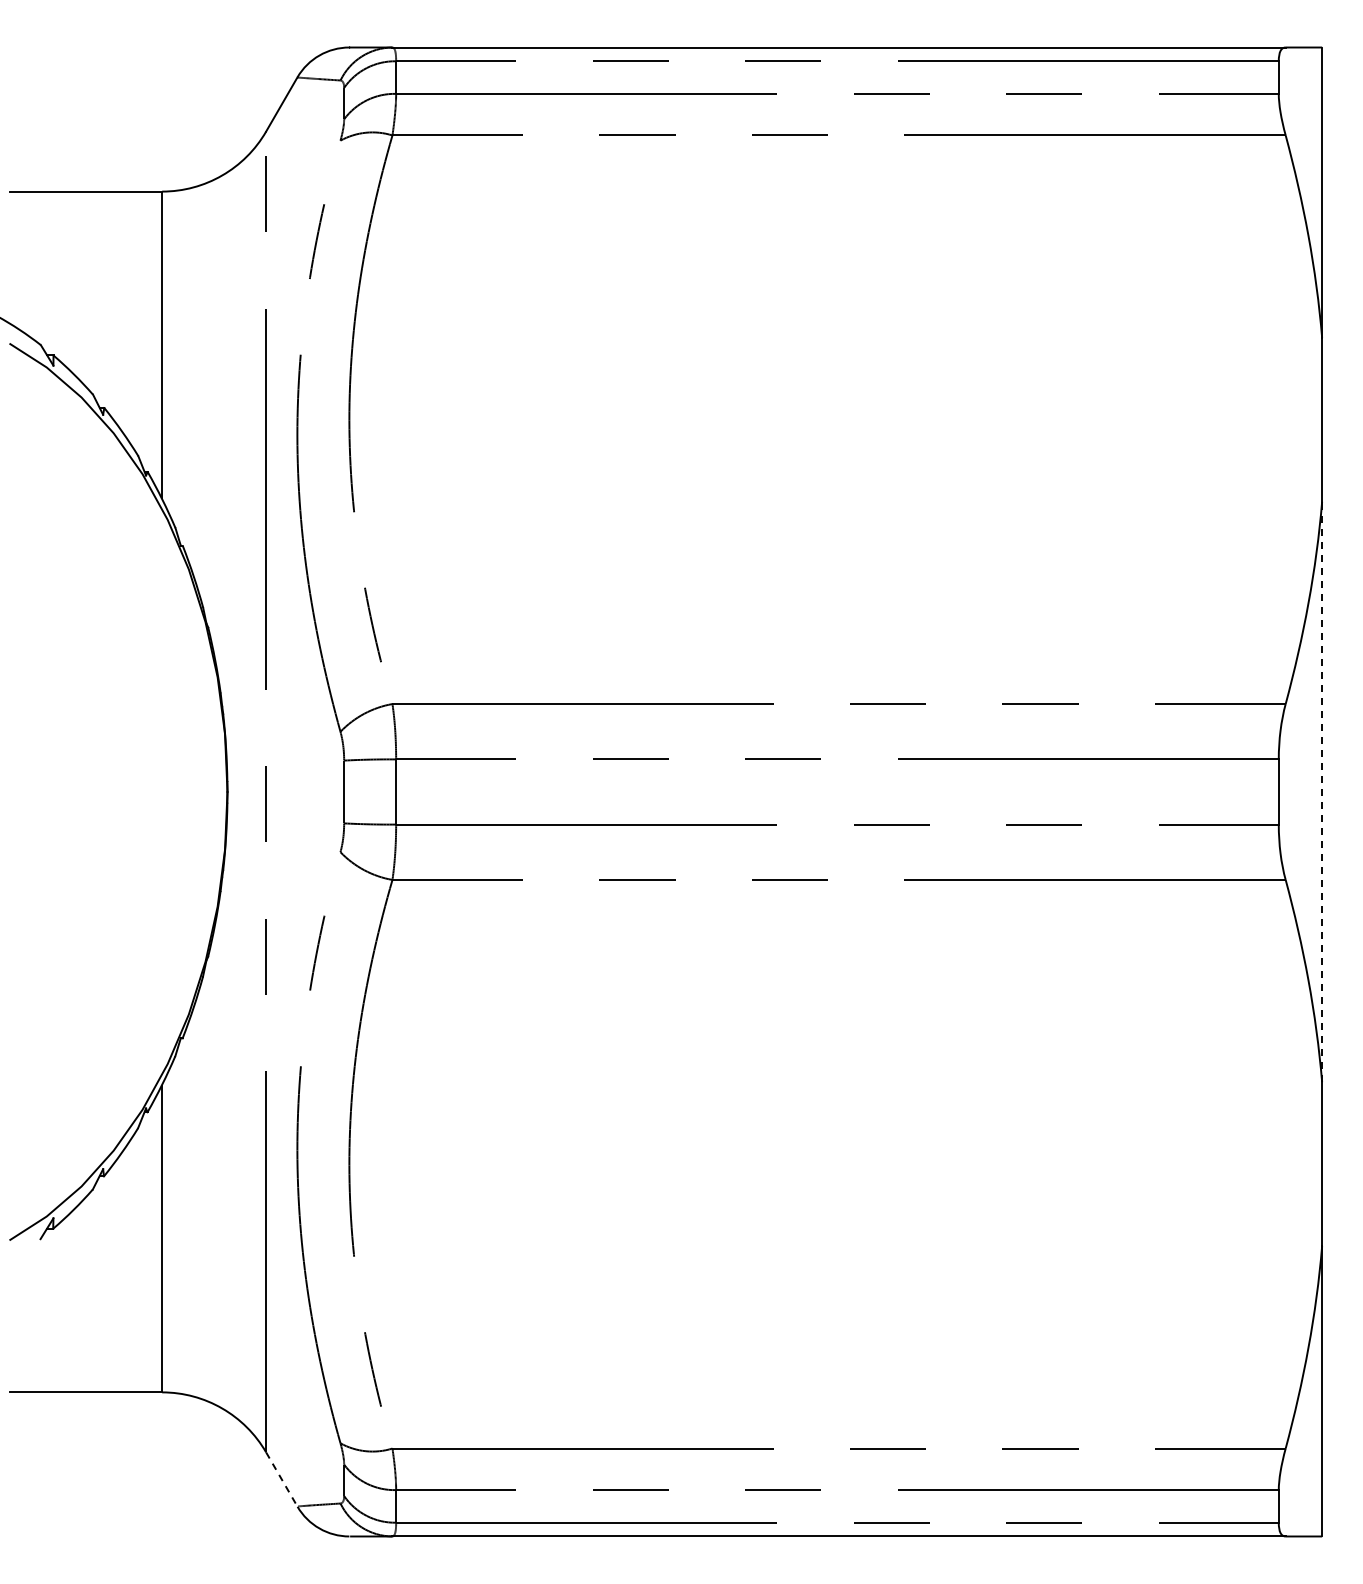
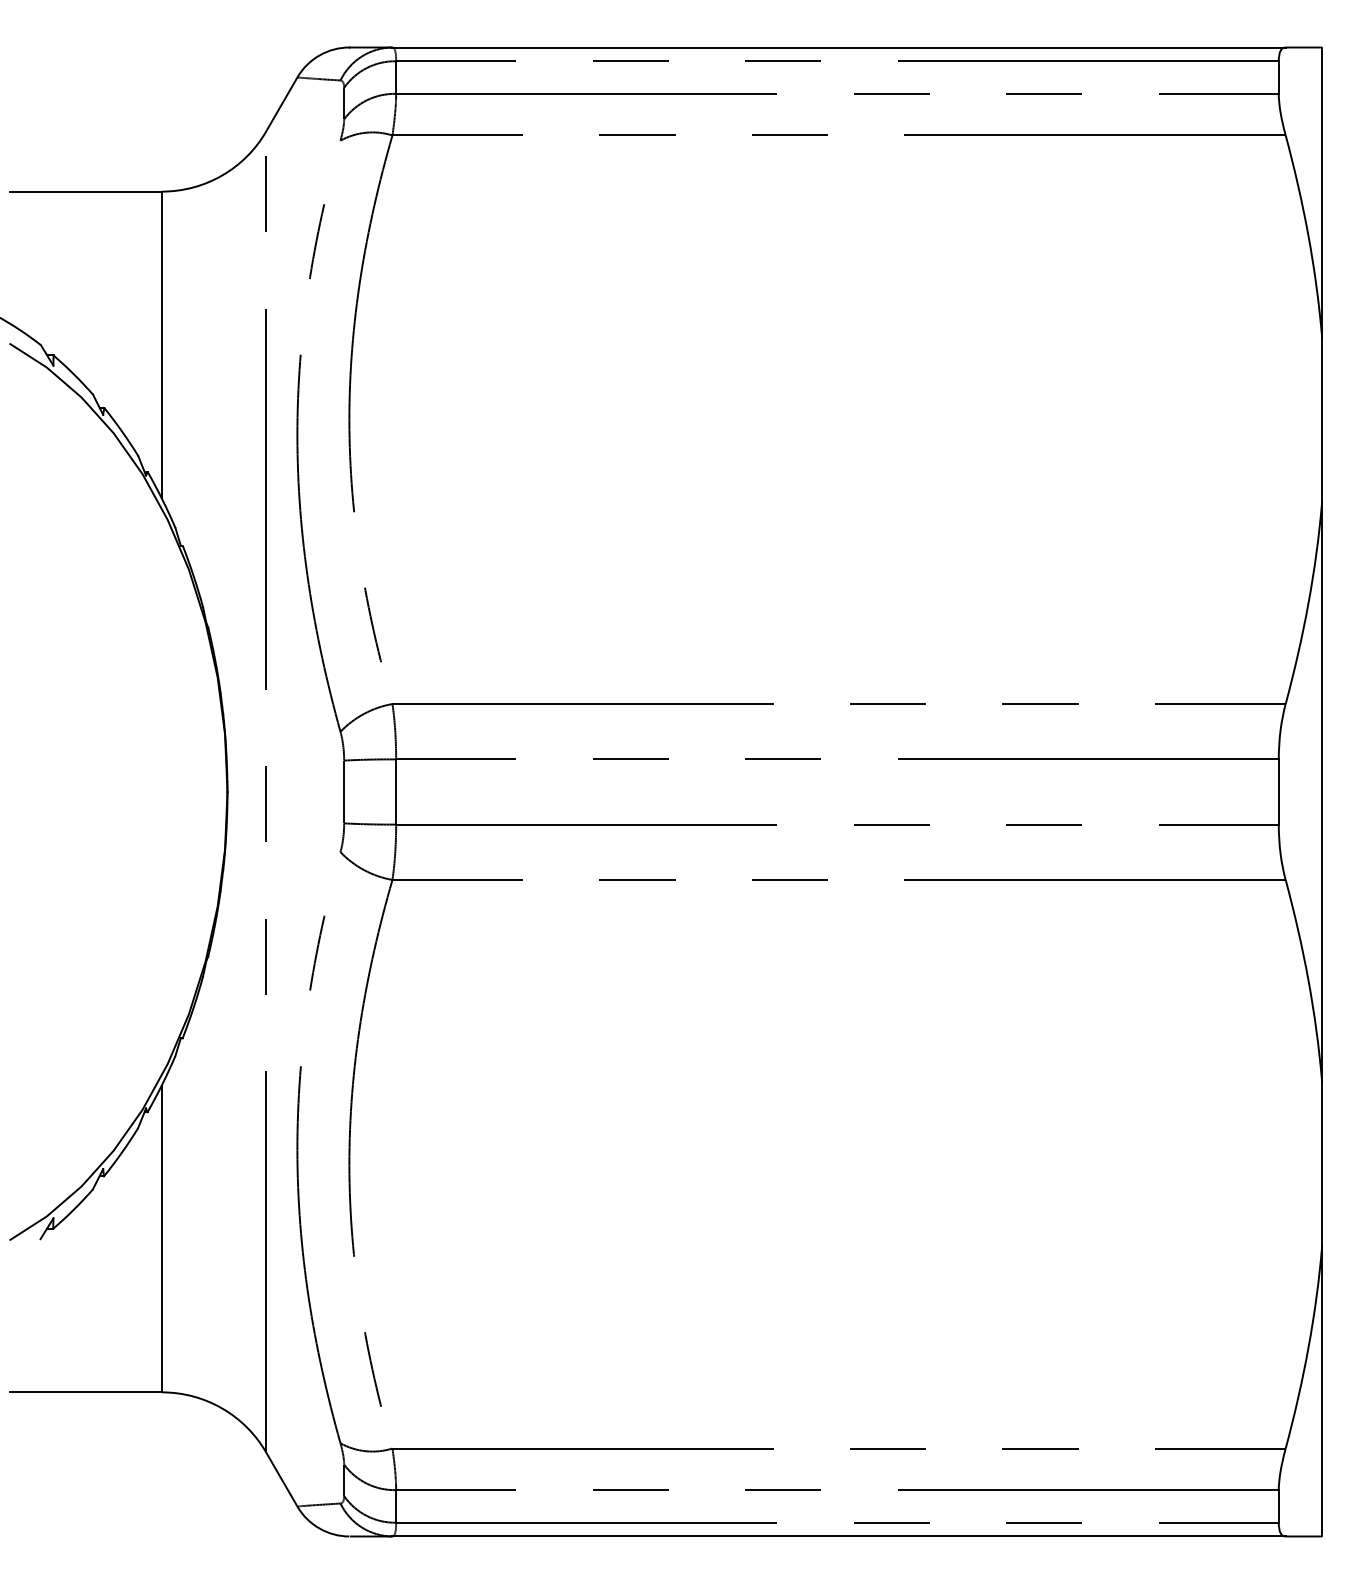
line: dashed -> solid (1322, 791)
line: dashed -> solid (282, 1480)
